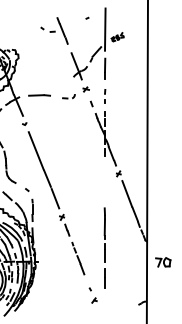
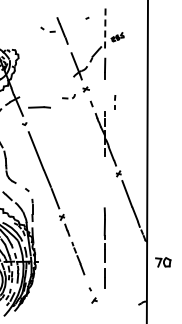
line: solid -> dashed (105, 30)
line position: (39, 95) -> (39, 107) (39, 107)
part position: (105, 96) -> (115, 102) (115, 102)
